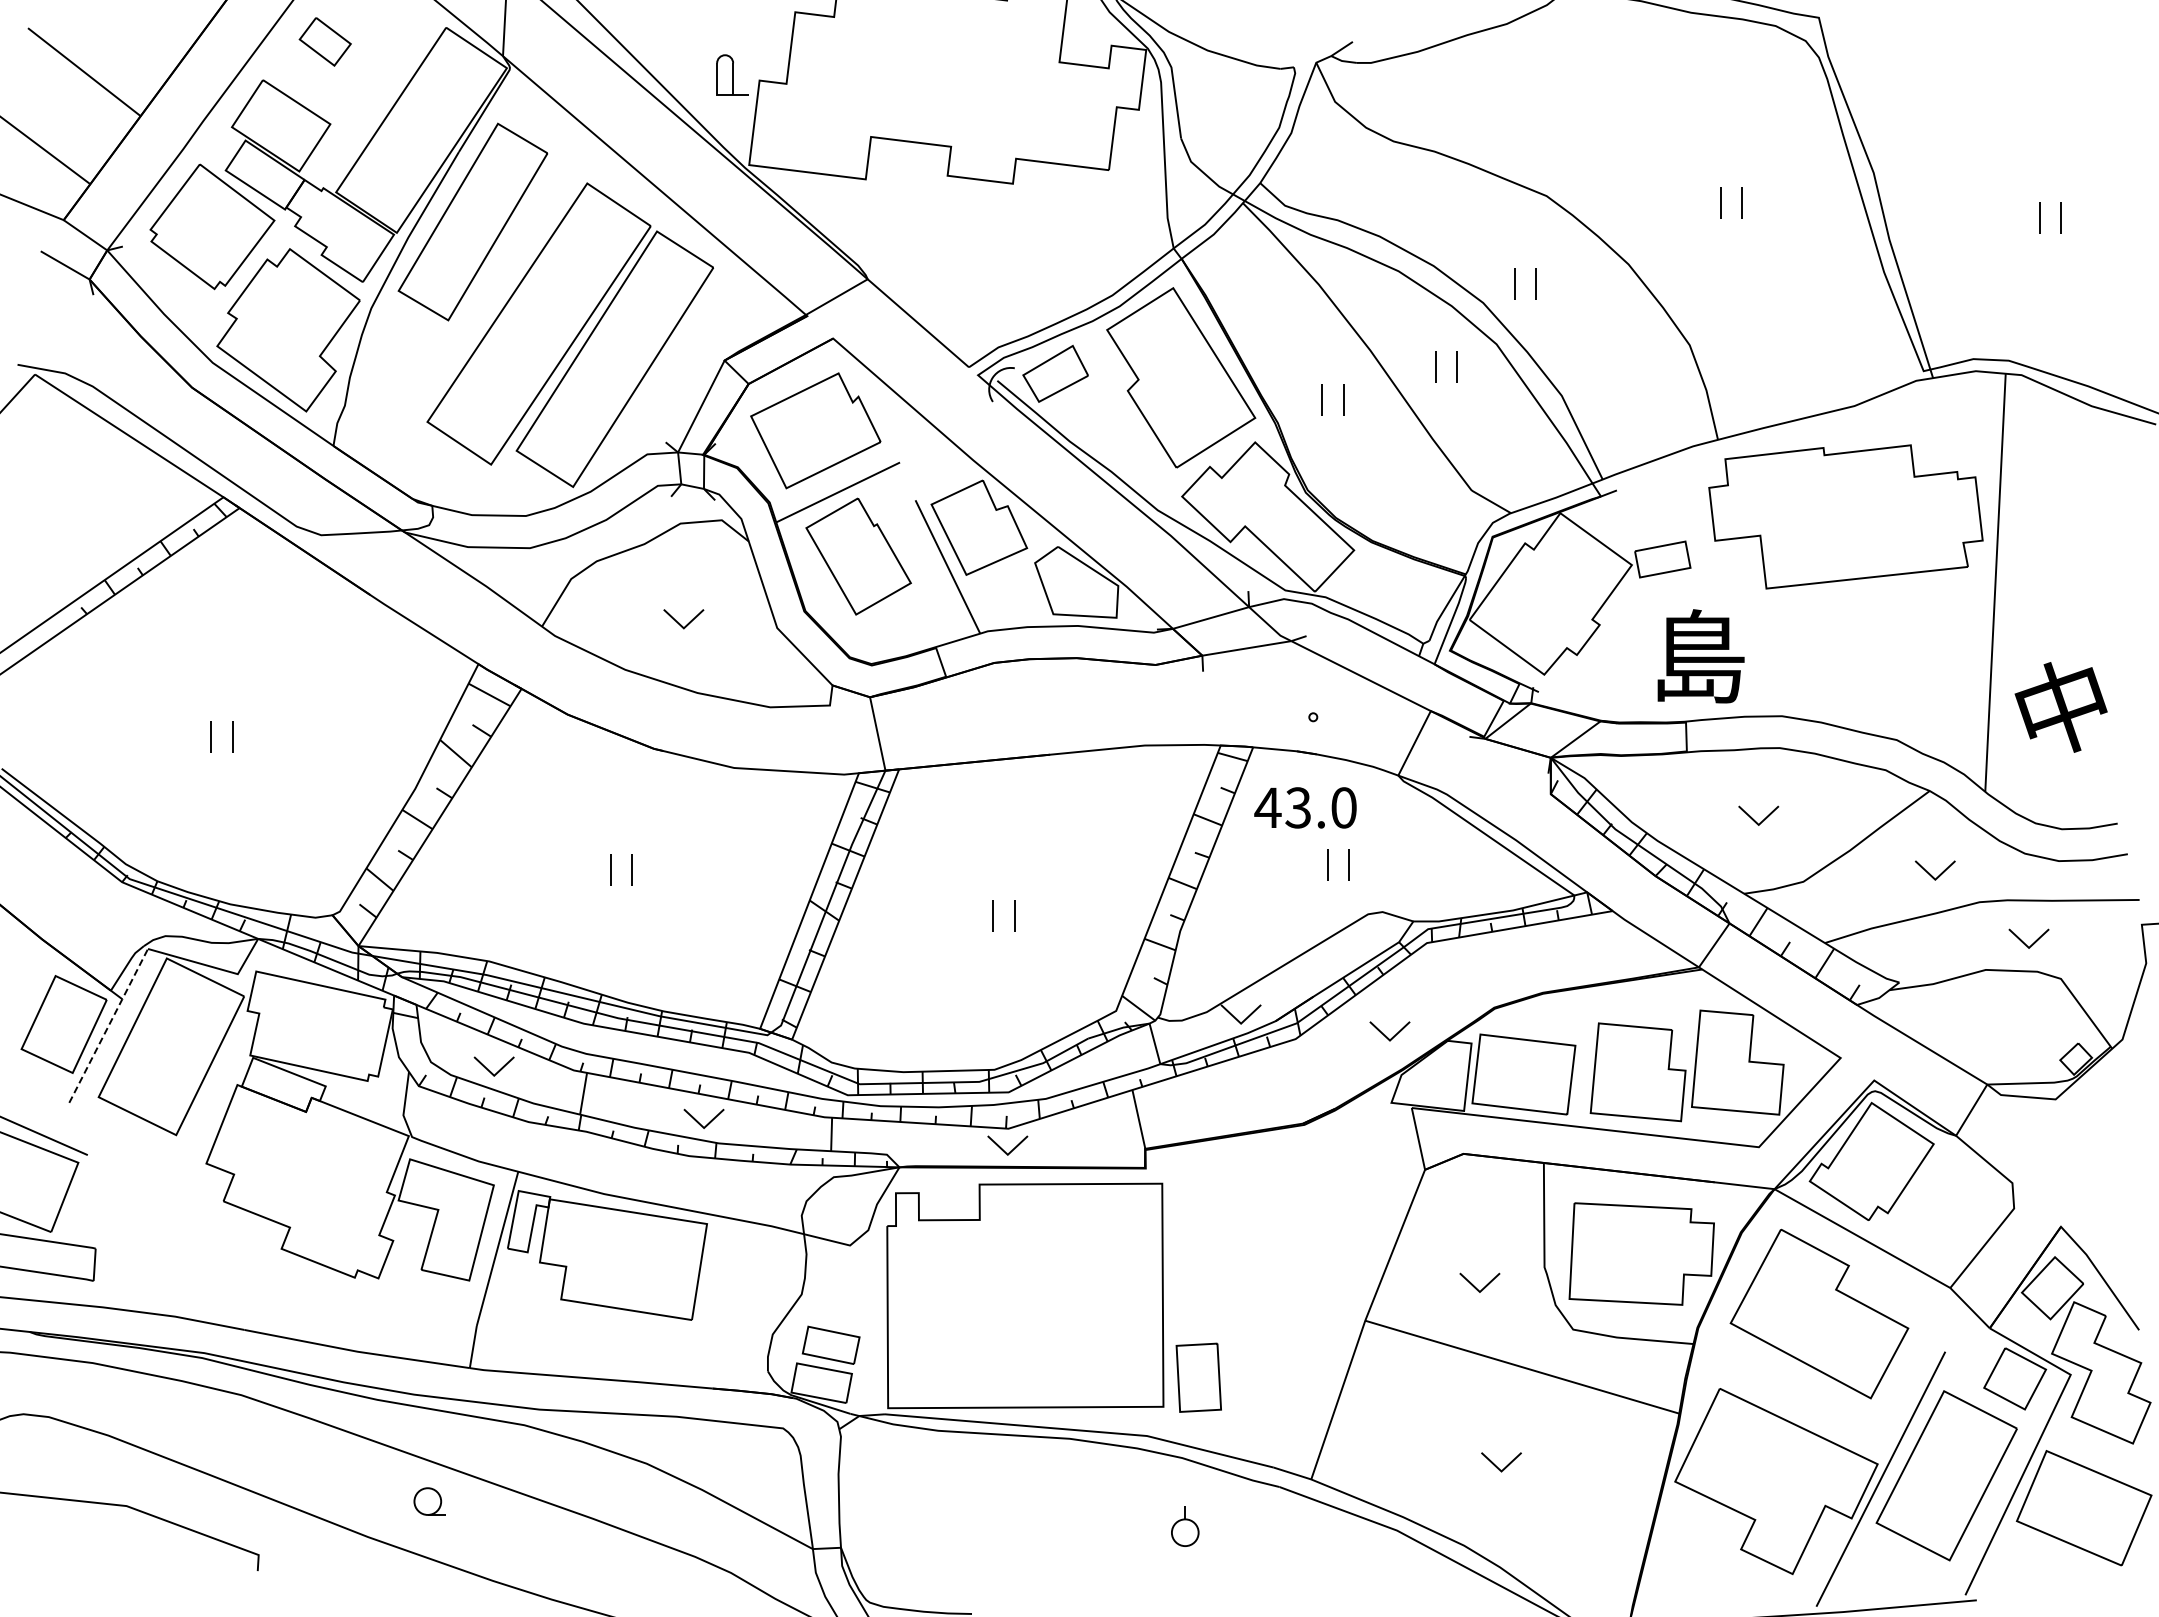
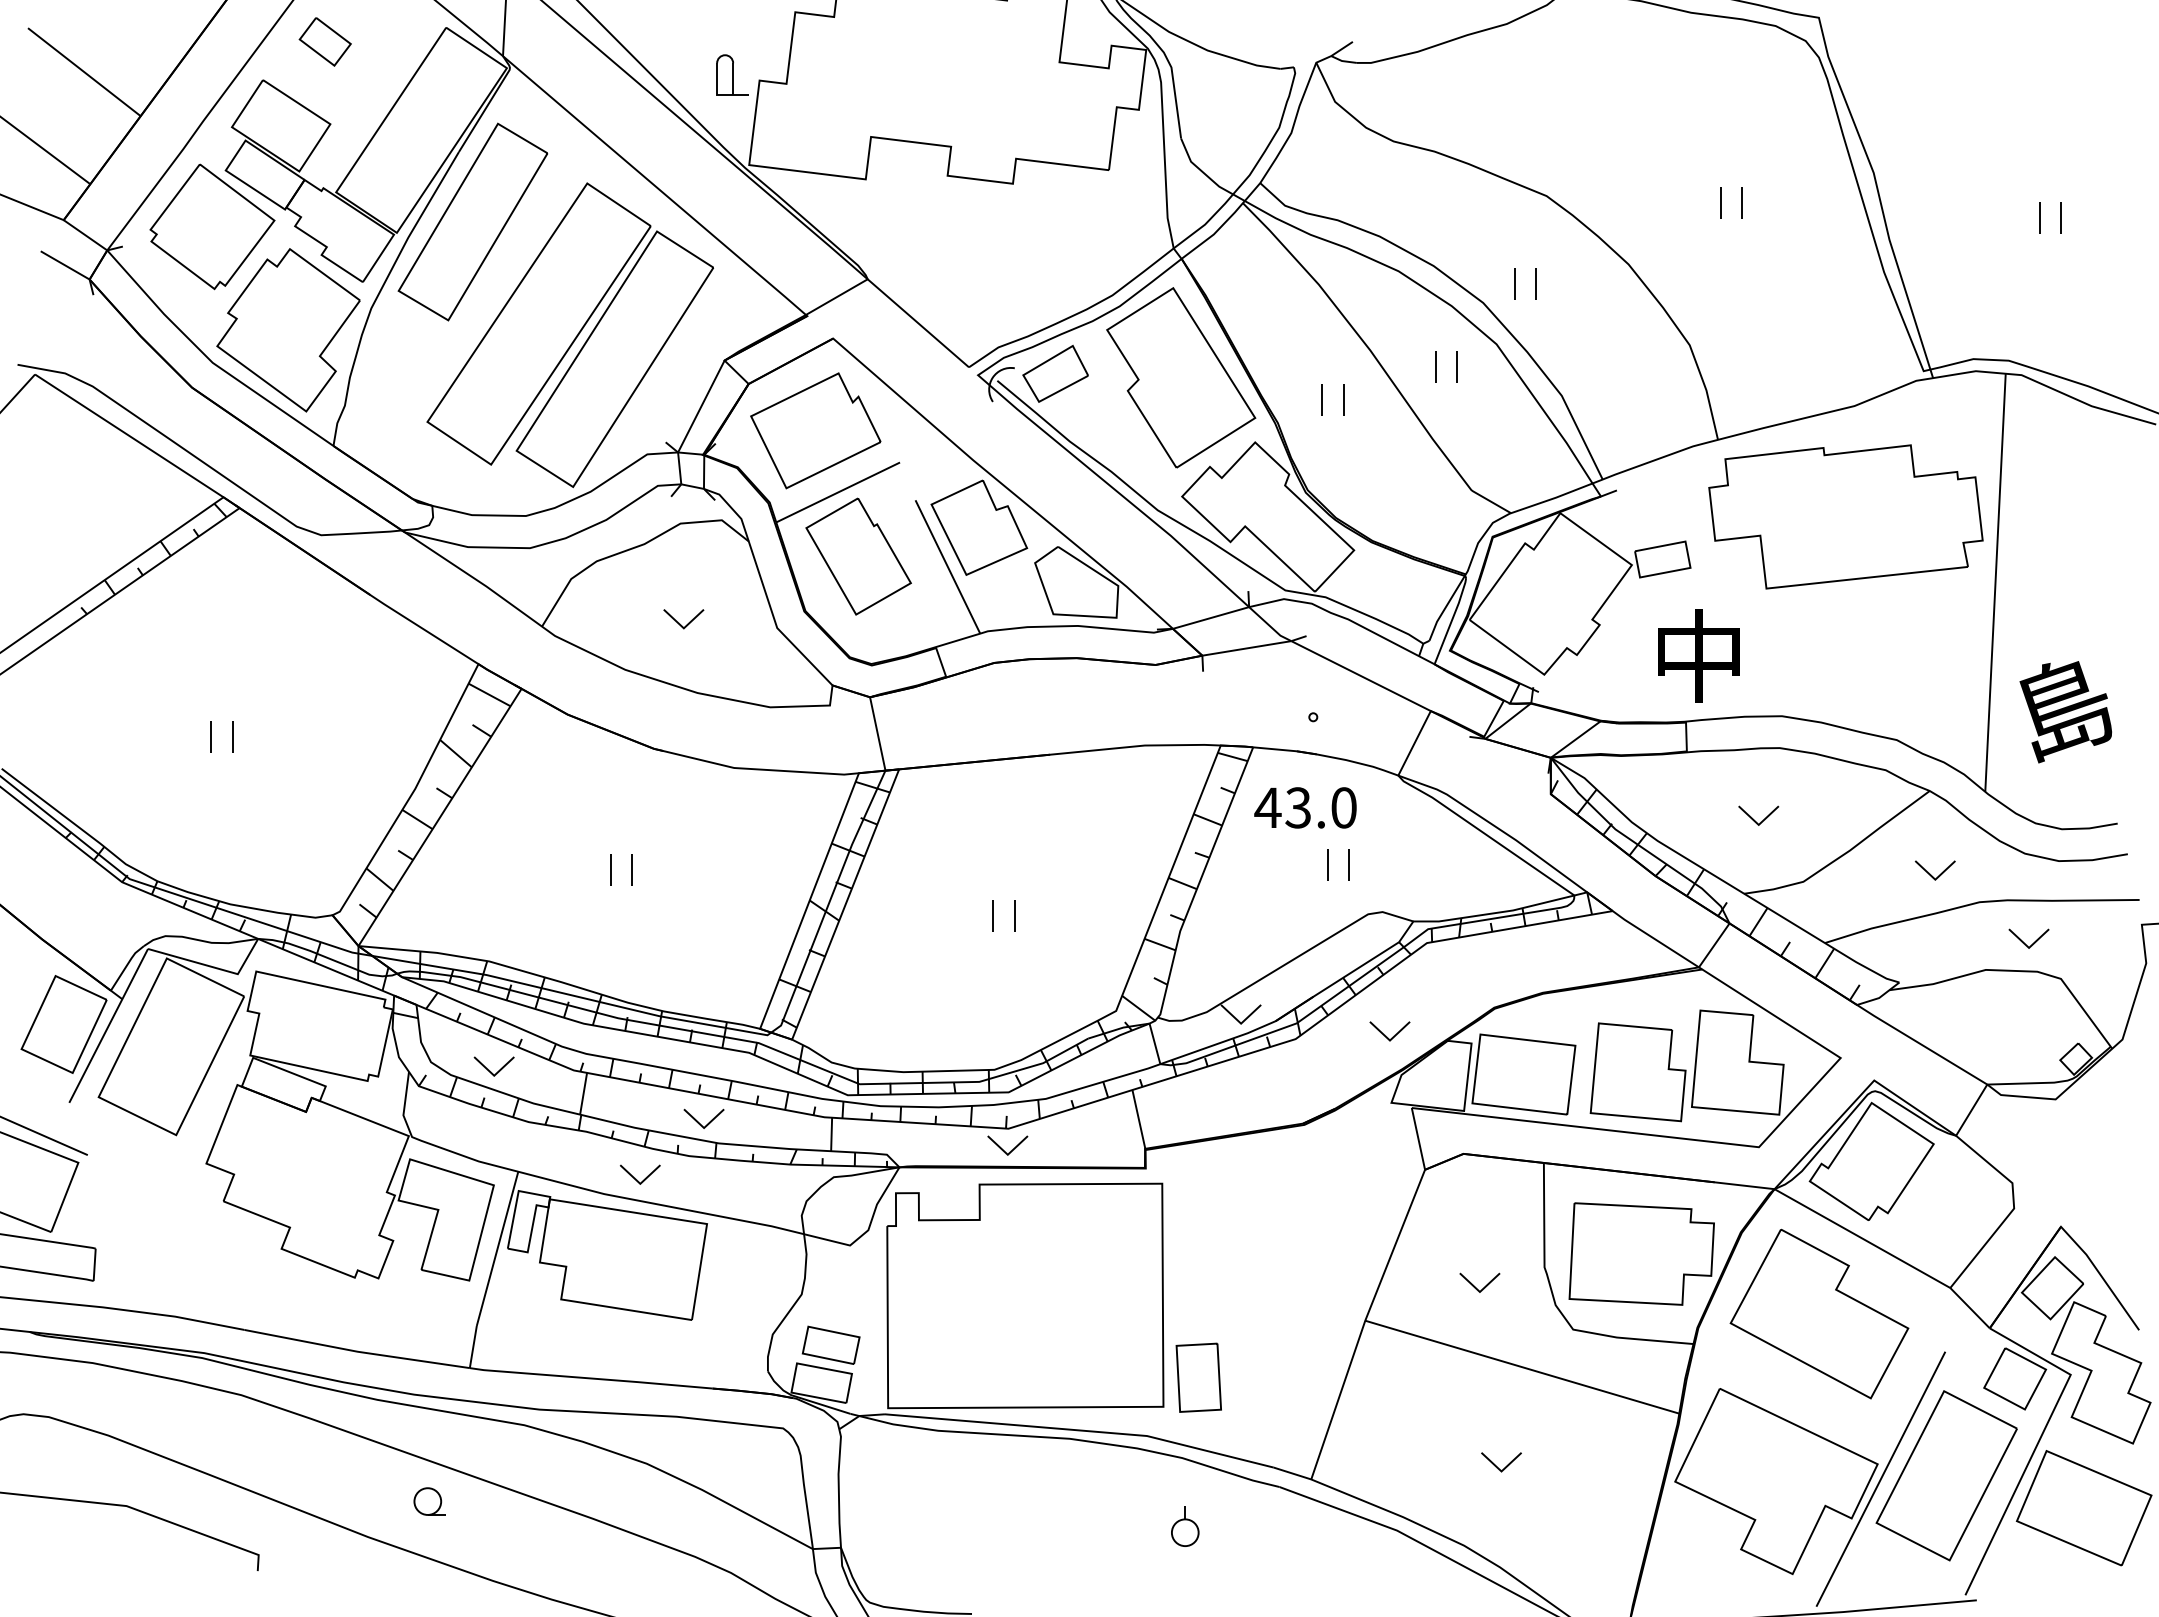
text: 島 -> 中 (1700, 656)
text: 中 -> 島 (2063, 712)
line: dashed -> solid (109, 1024)
part: none -> present (640, 1174)
